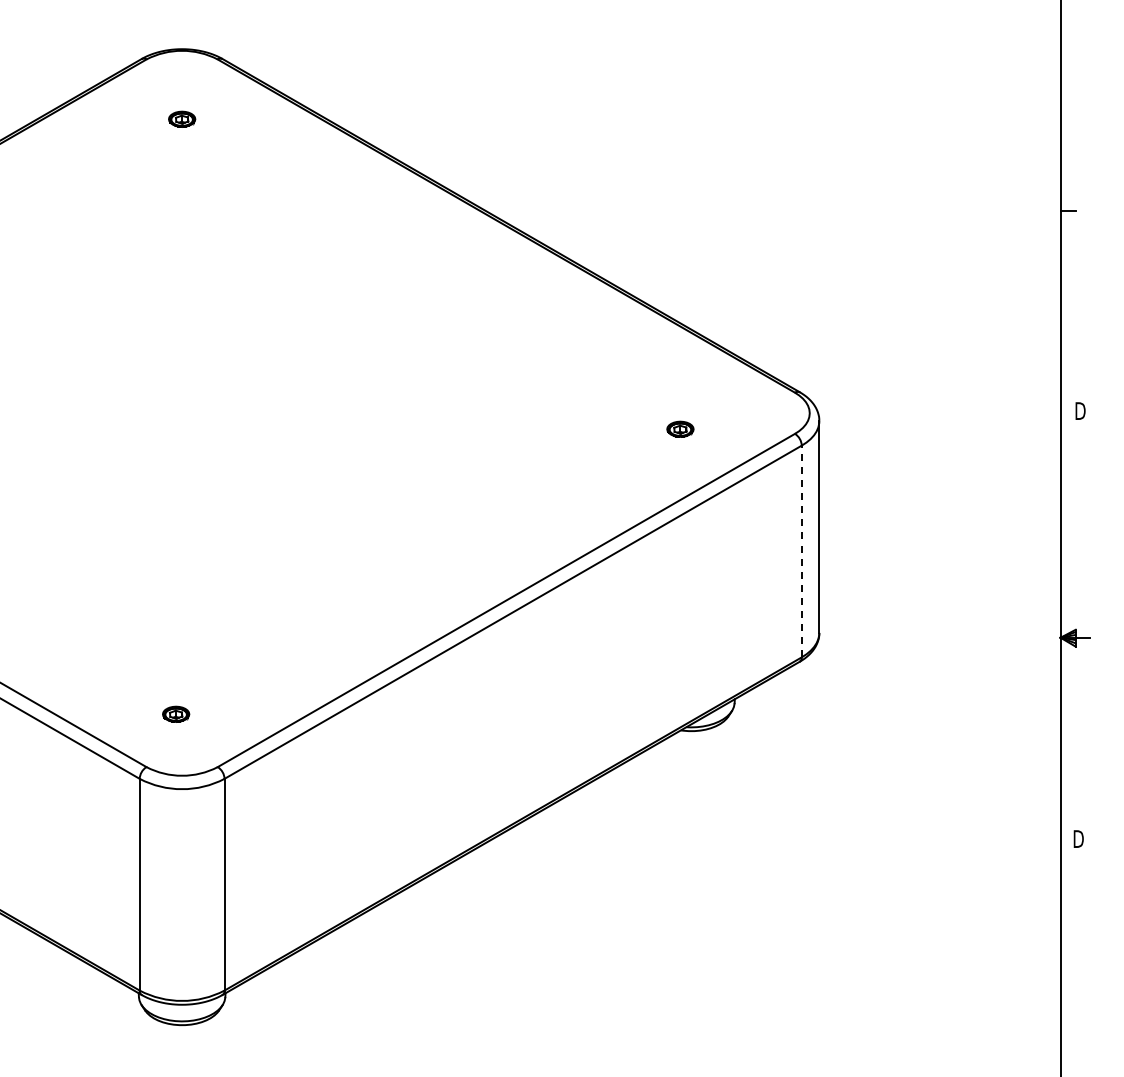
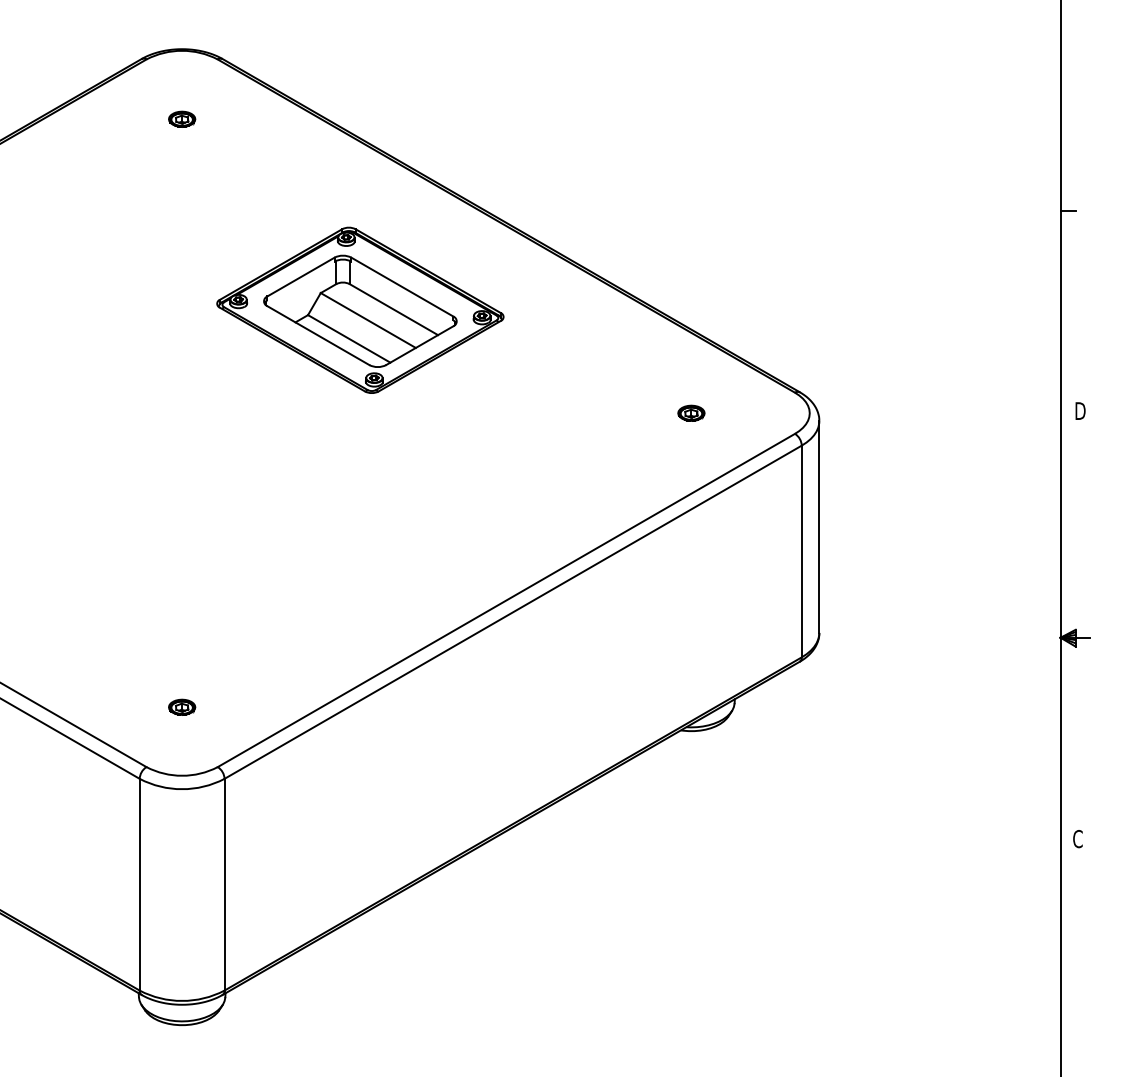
part: none -> present (360, 309)
part position: (680, 428) -> (691, 412) (691, 412)
line: dashed -> solid (801, 551)
part position: (176, 713) -> (182, 706) (182, 706)
text: D -> C (1078, 839)
